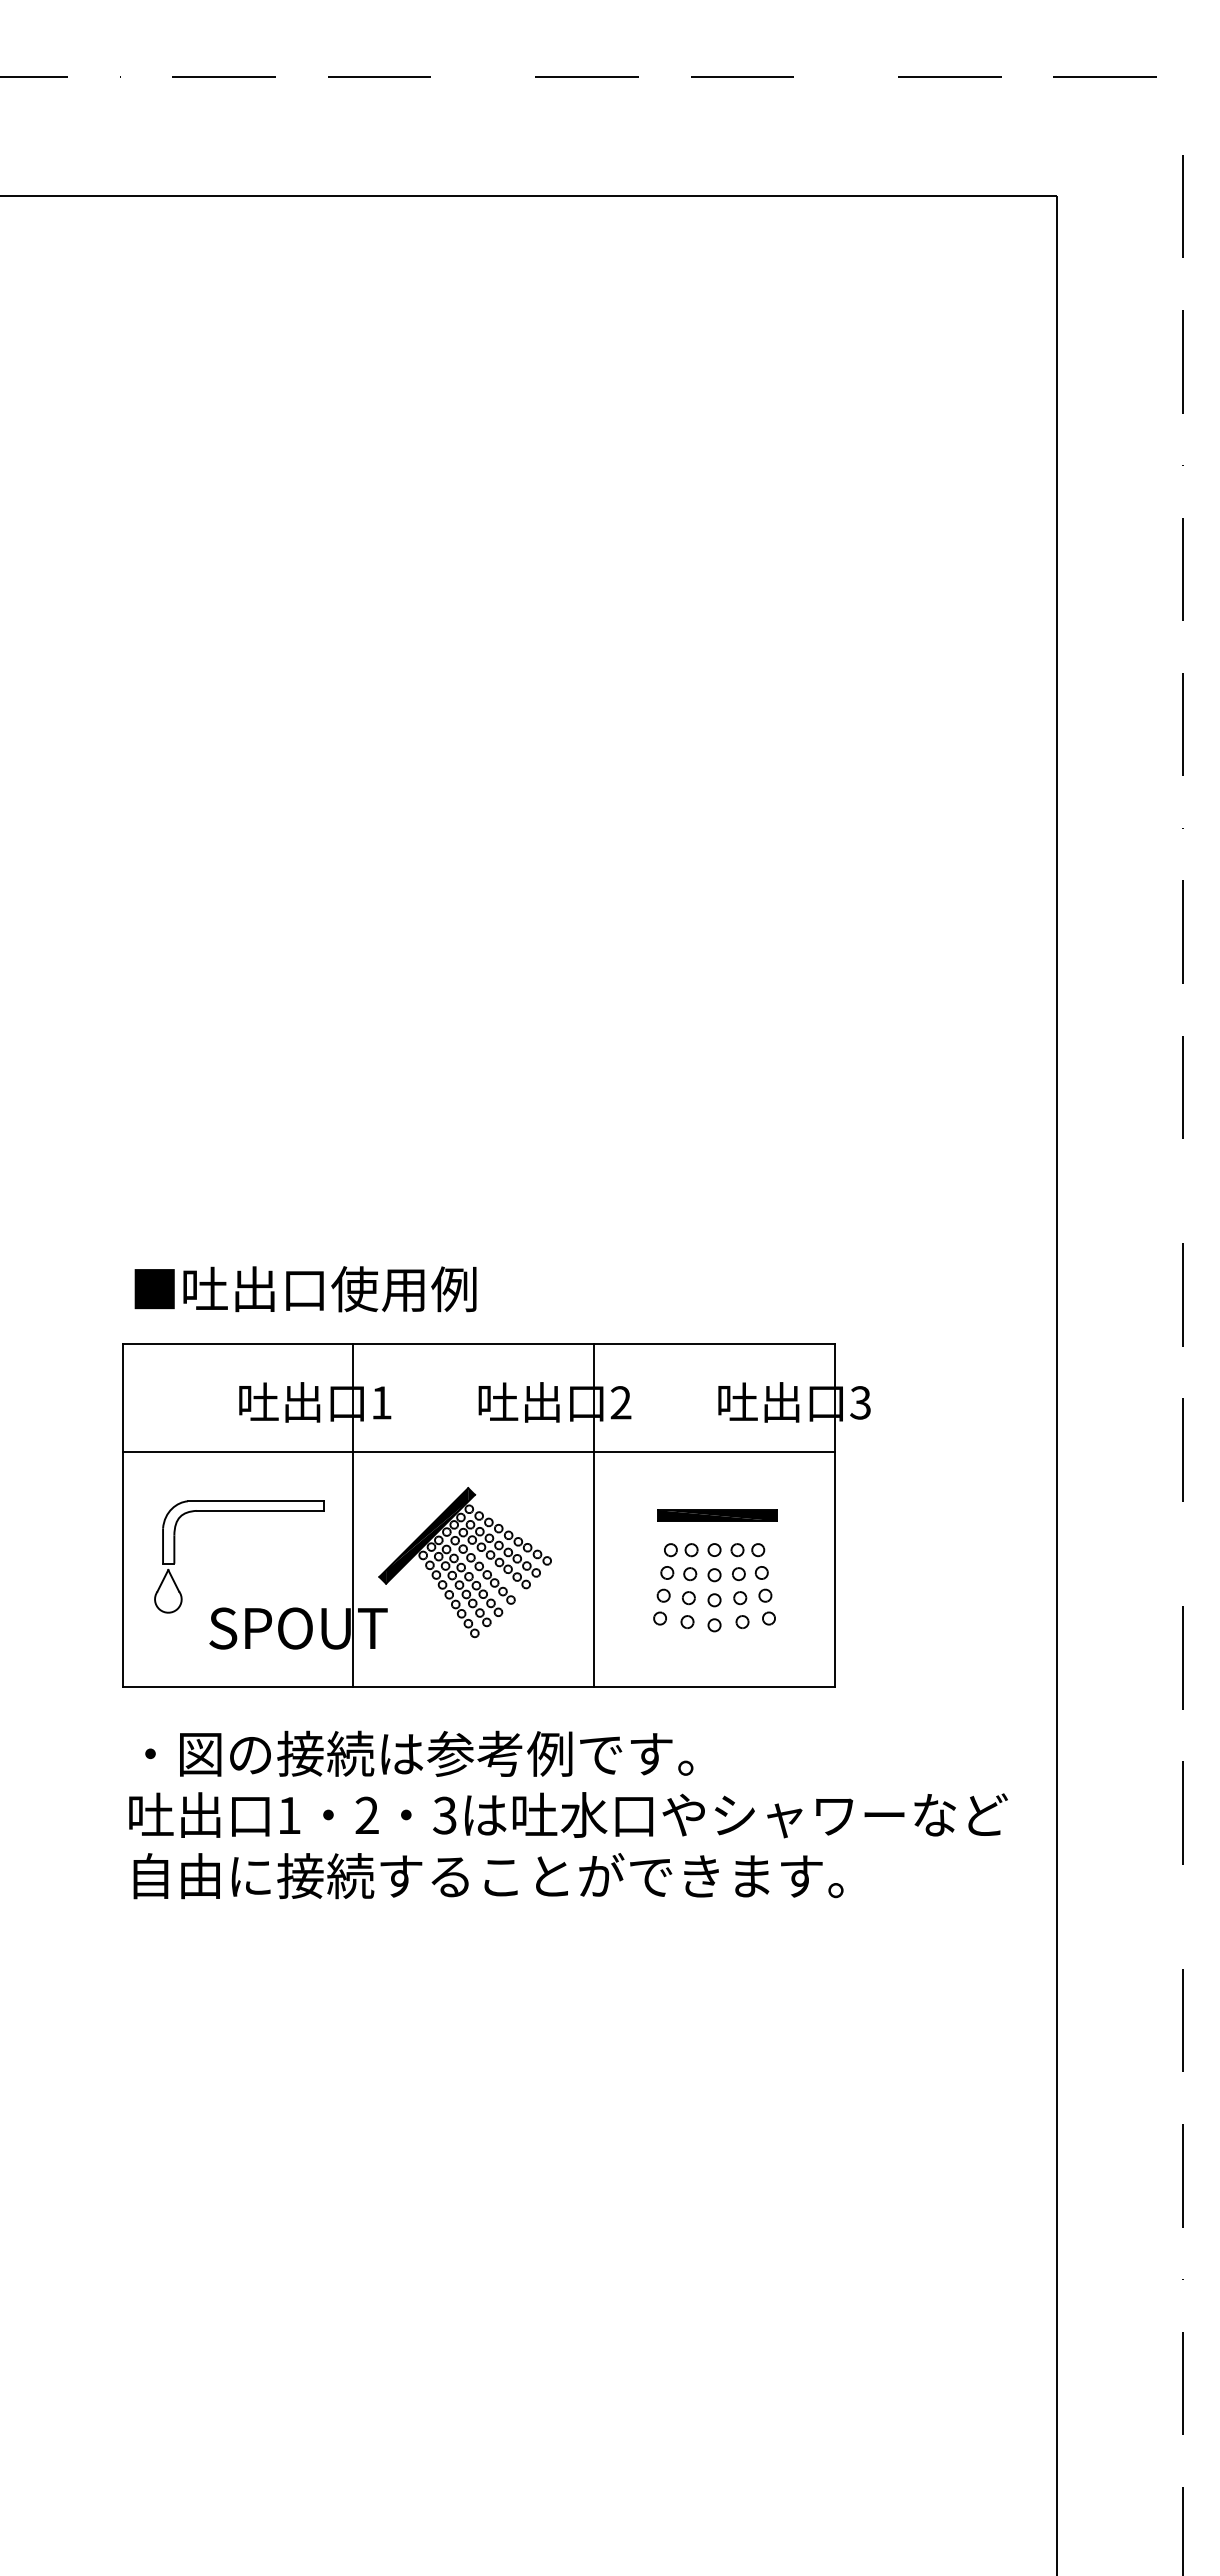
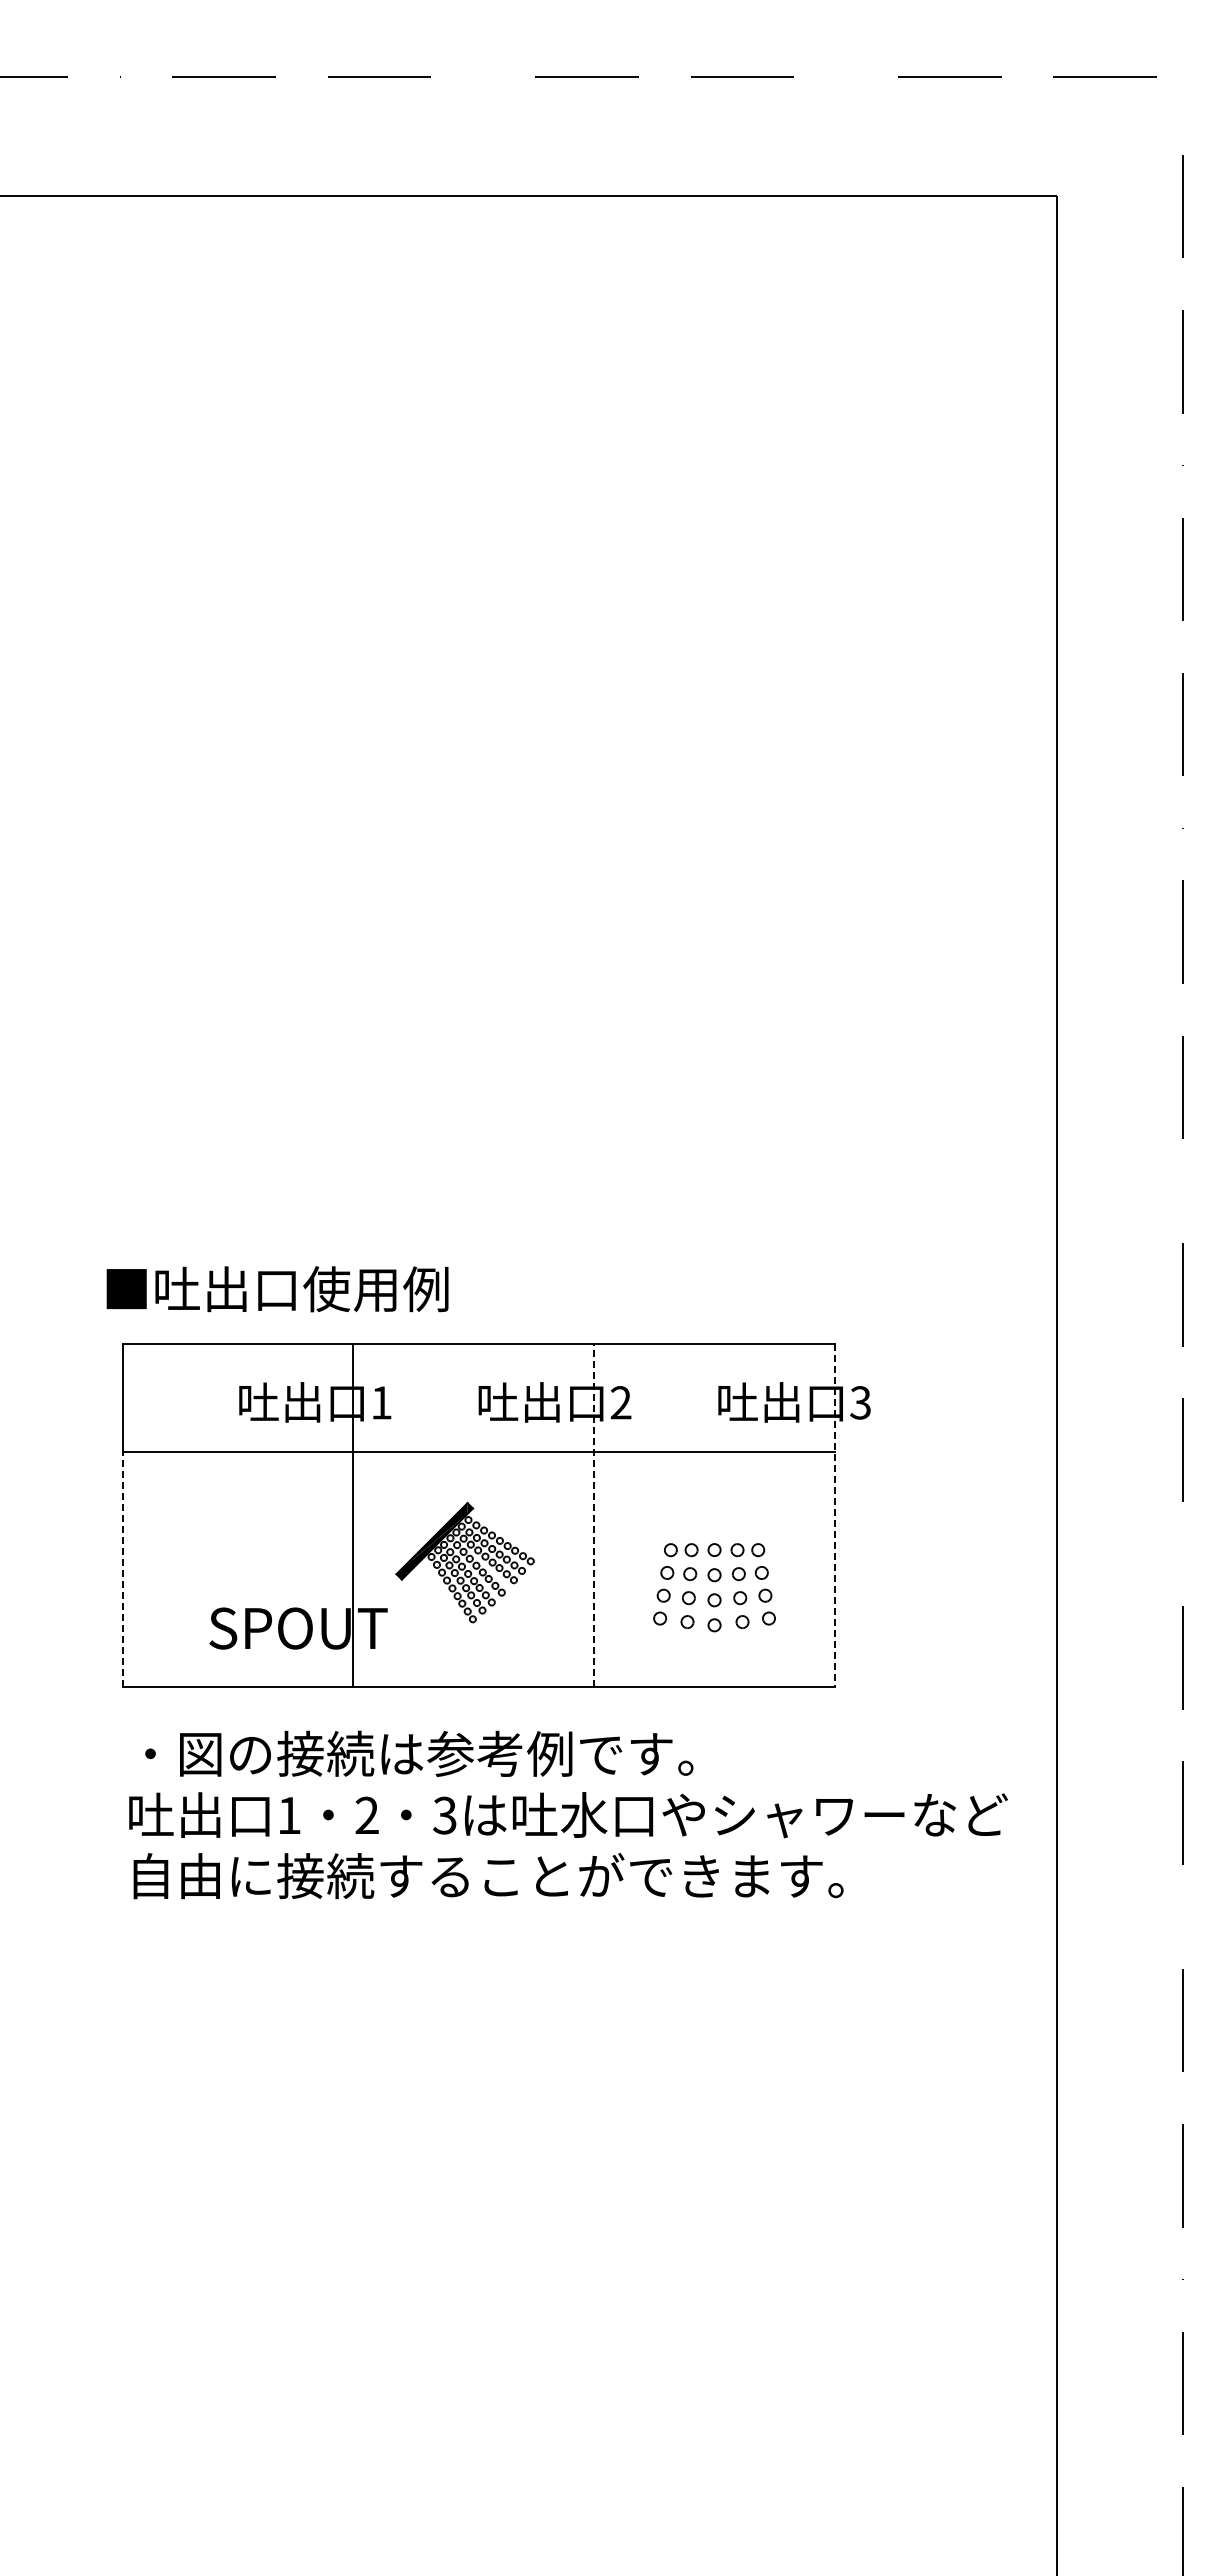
text position: (305, 1289) -> (277, 1289) (277, 1289)
part: present -> none (239, 1511)
line: solid -> dashed (594, 1515)
part: present -> none (717, 1515)
line: solid -> dashed (834, 1515)
part size: 174x152 px -> 140x122 px (464, 1562)
line: solid -> dashed (122, 1569)
